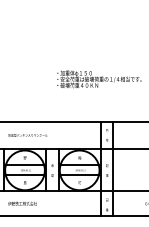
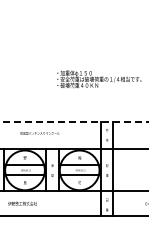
line: solid -> dashed (74, 121)
text position: (27, 135) -> (39, 133) (39, 133)
